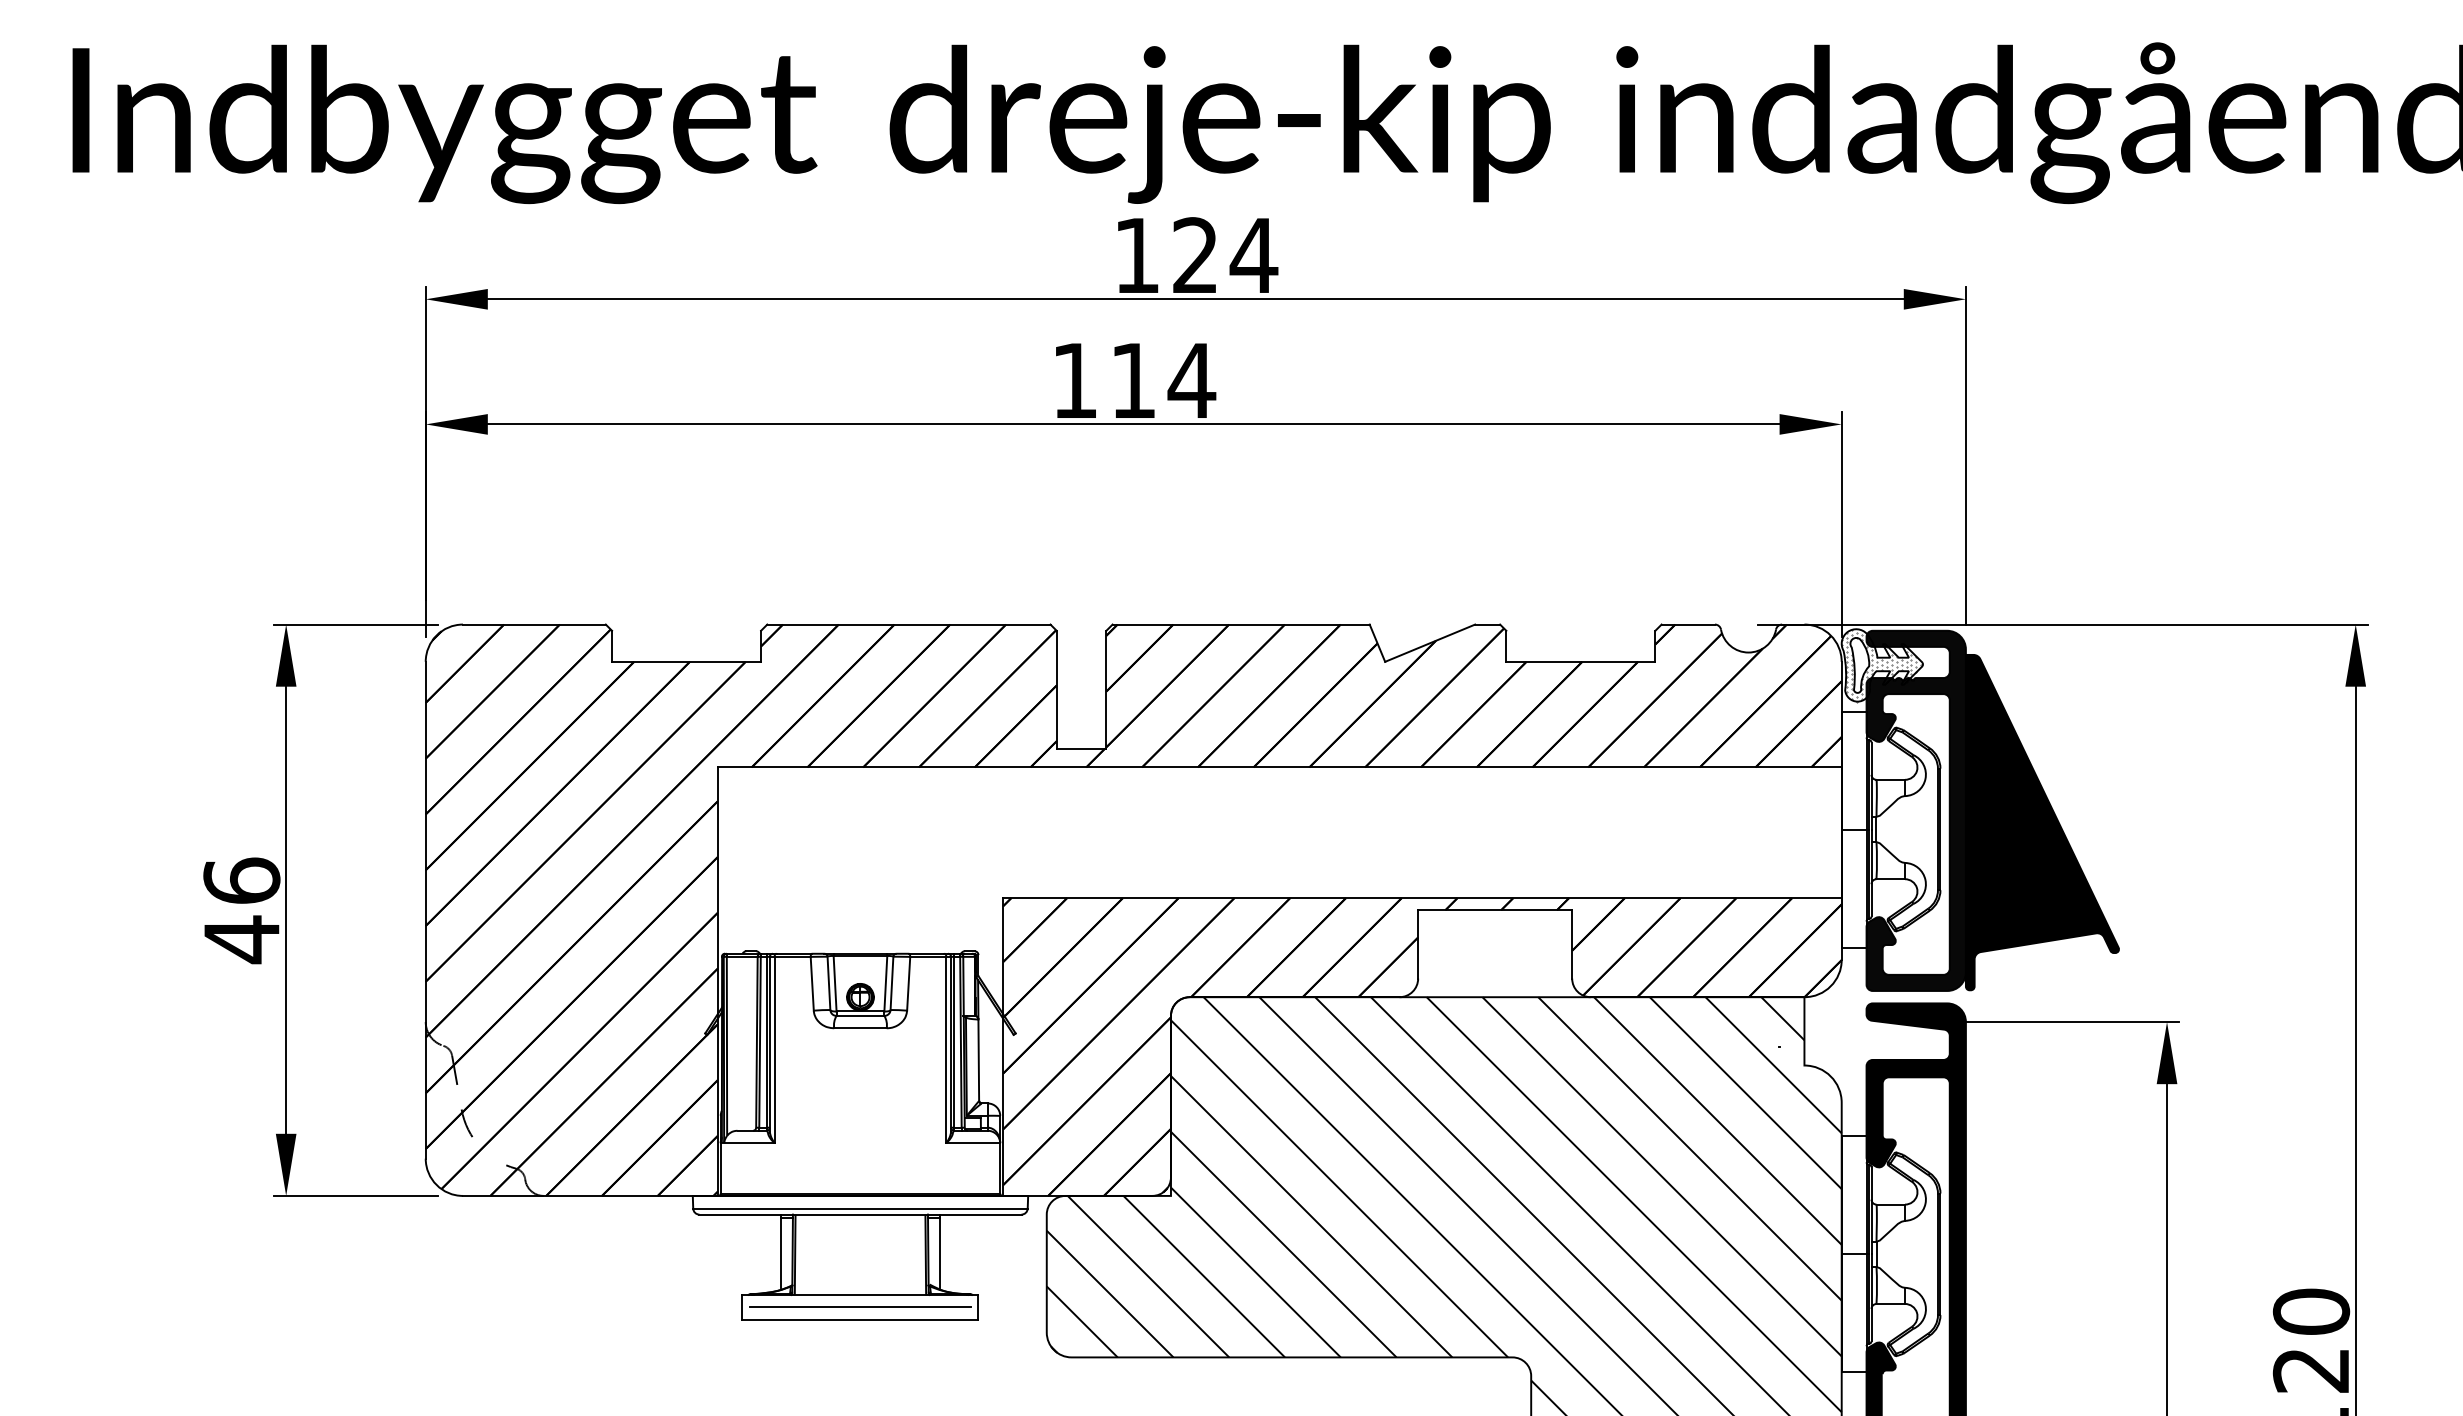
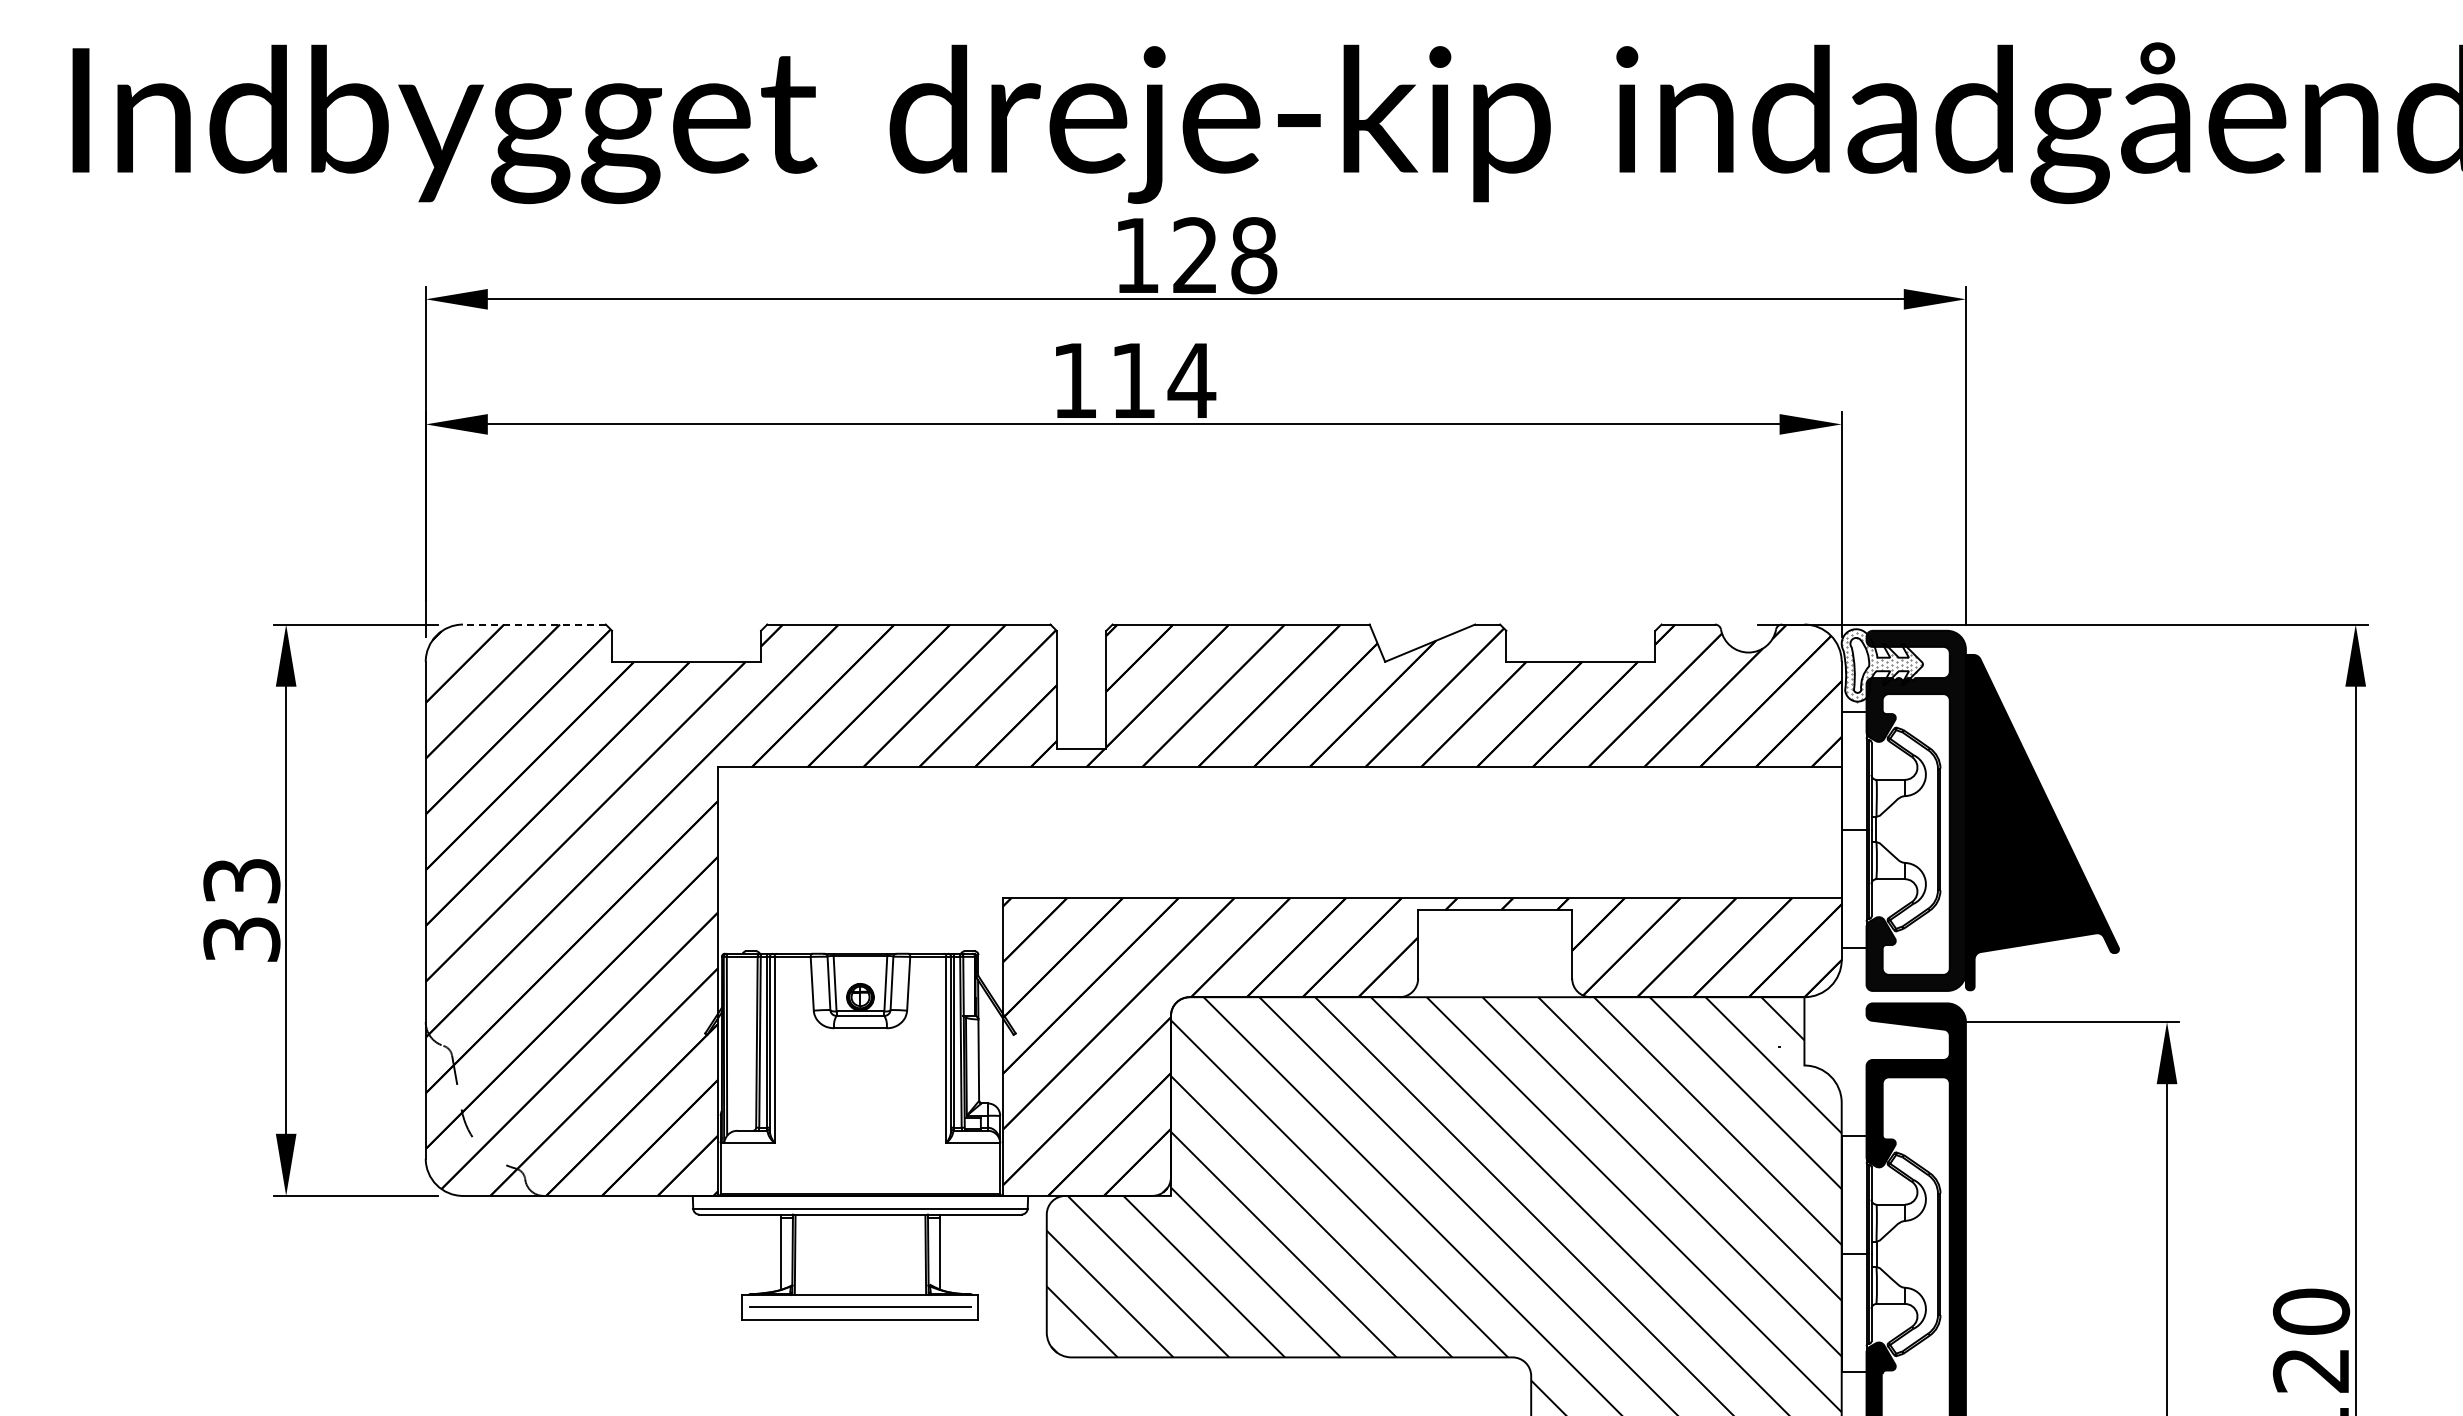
text: 124 -> 128 (1253, 255)
line: solid -> dashed (533, 624)
text: 46 -> 33 (241, 910)
